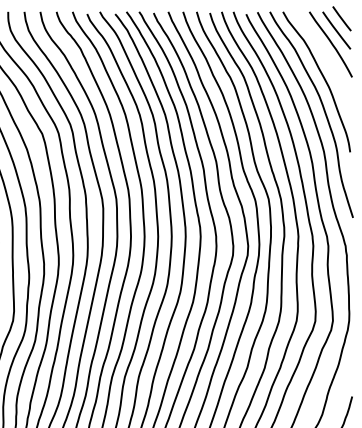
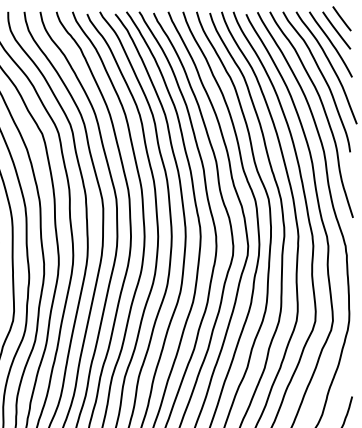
curve: none -> present (330, 66)
